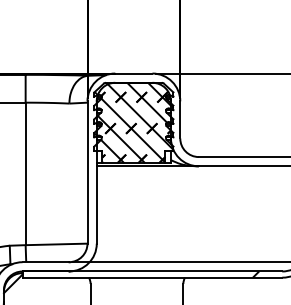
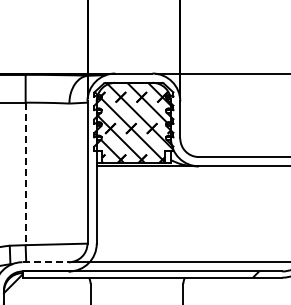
line: solid -> dashed (25, 174)
line: solid -> dashed (46, 262)
